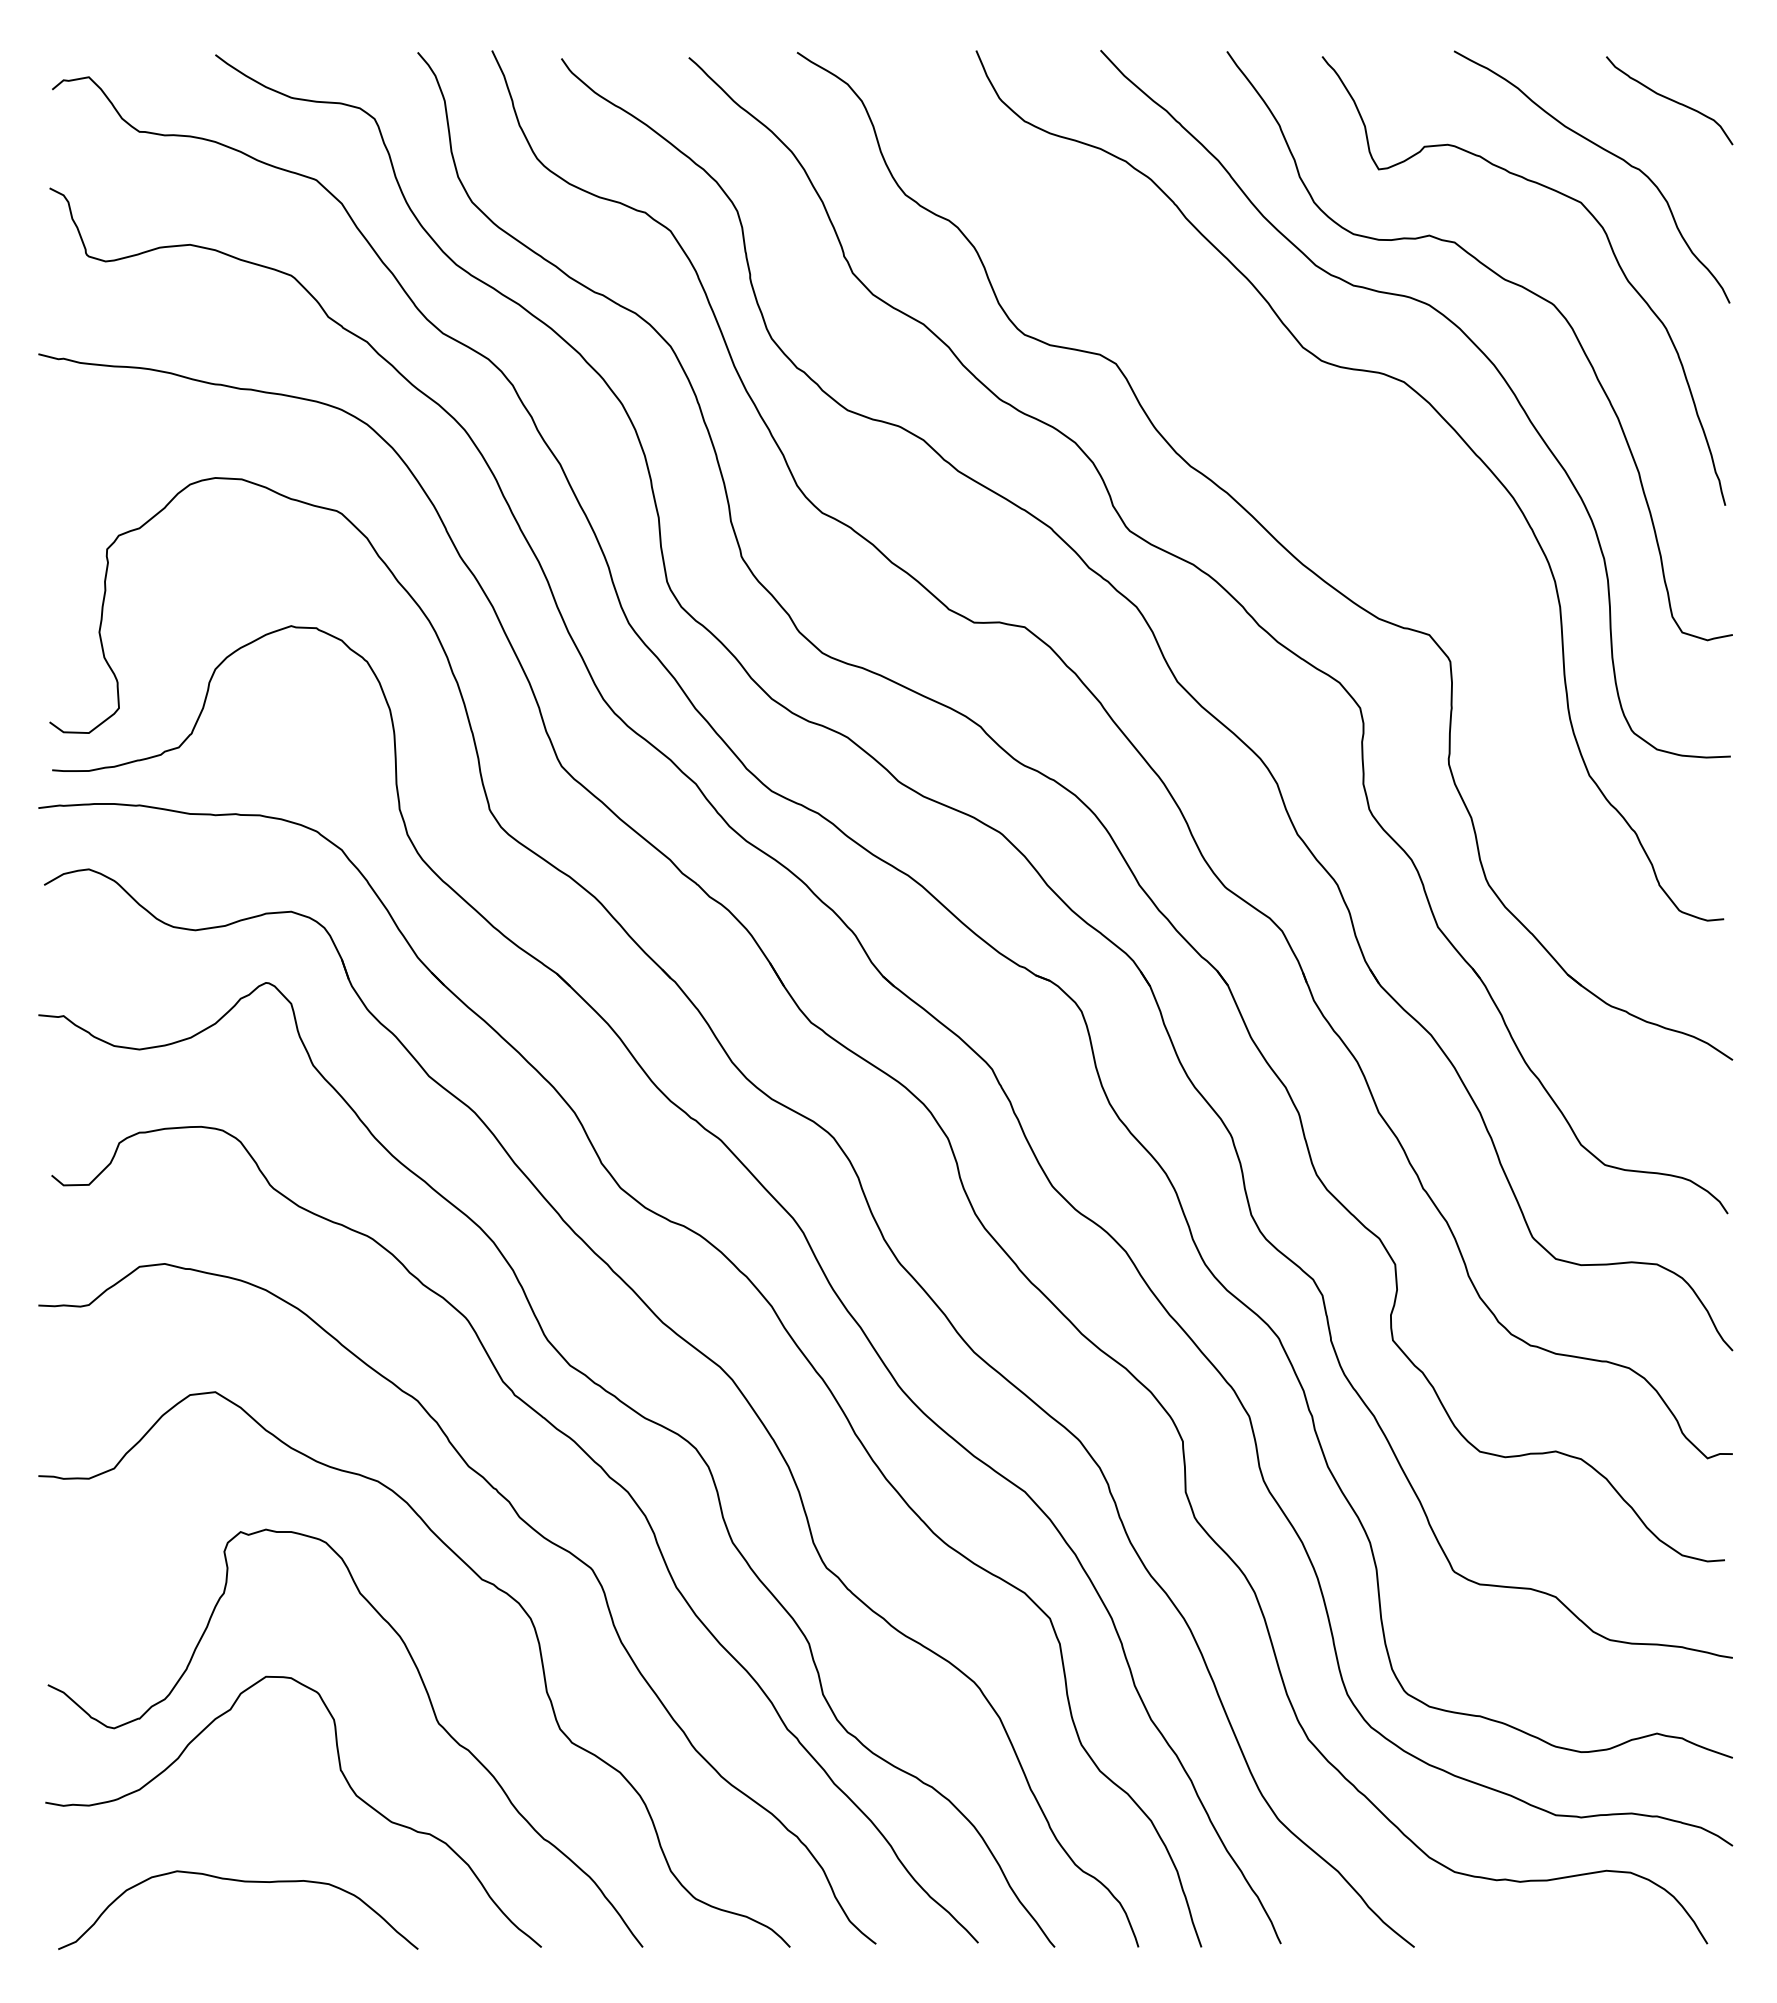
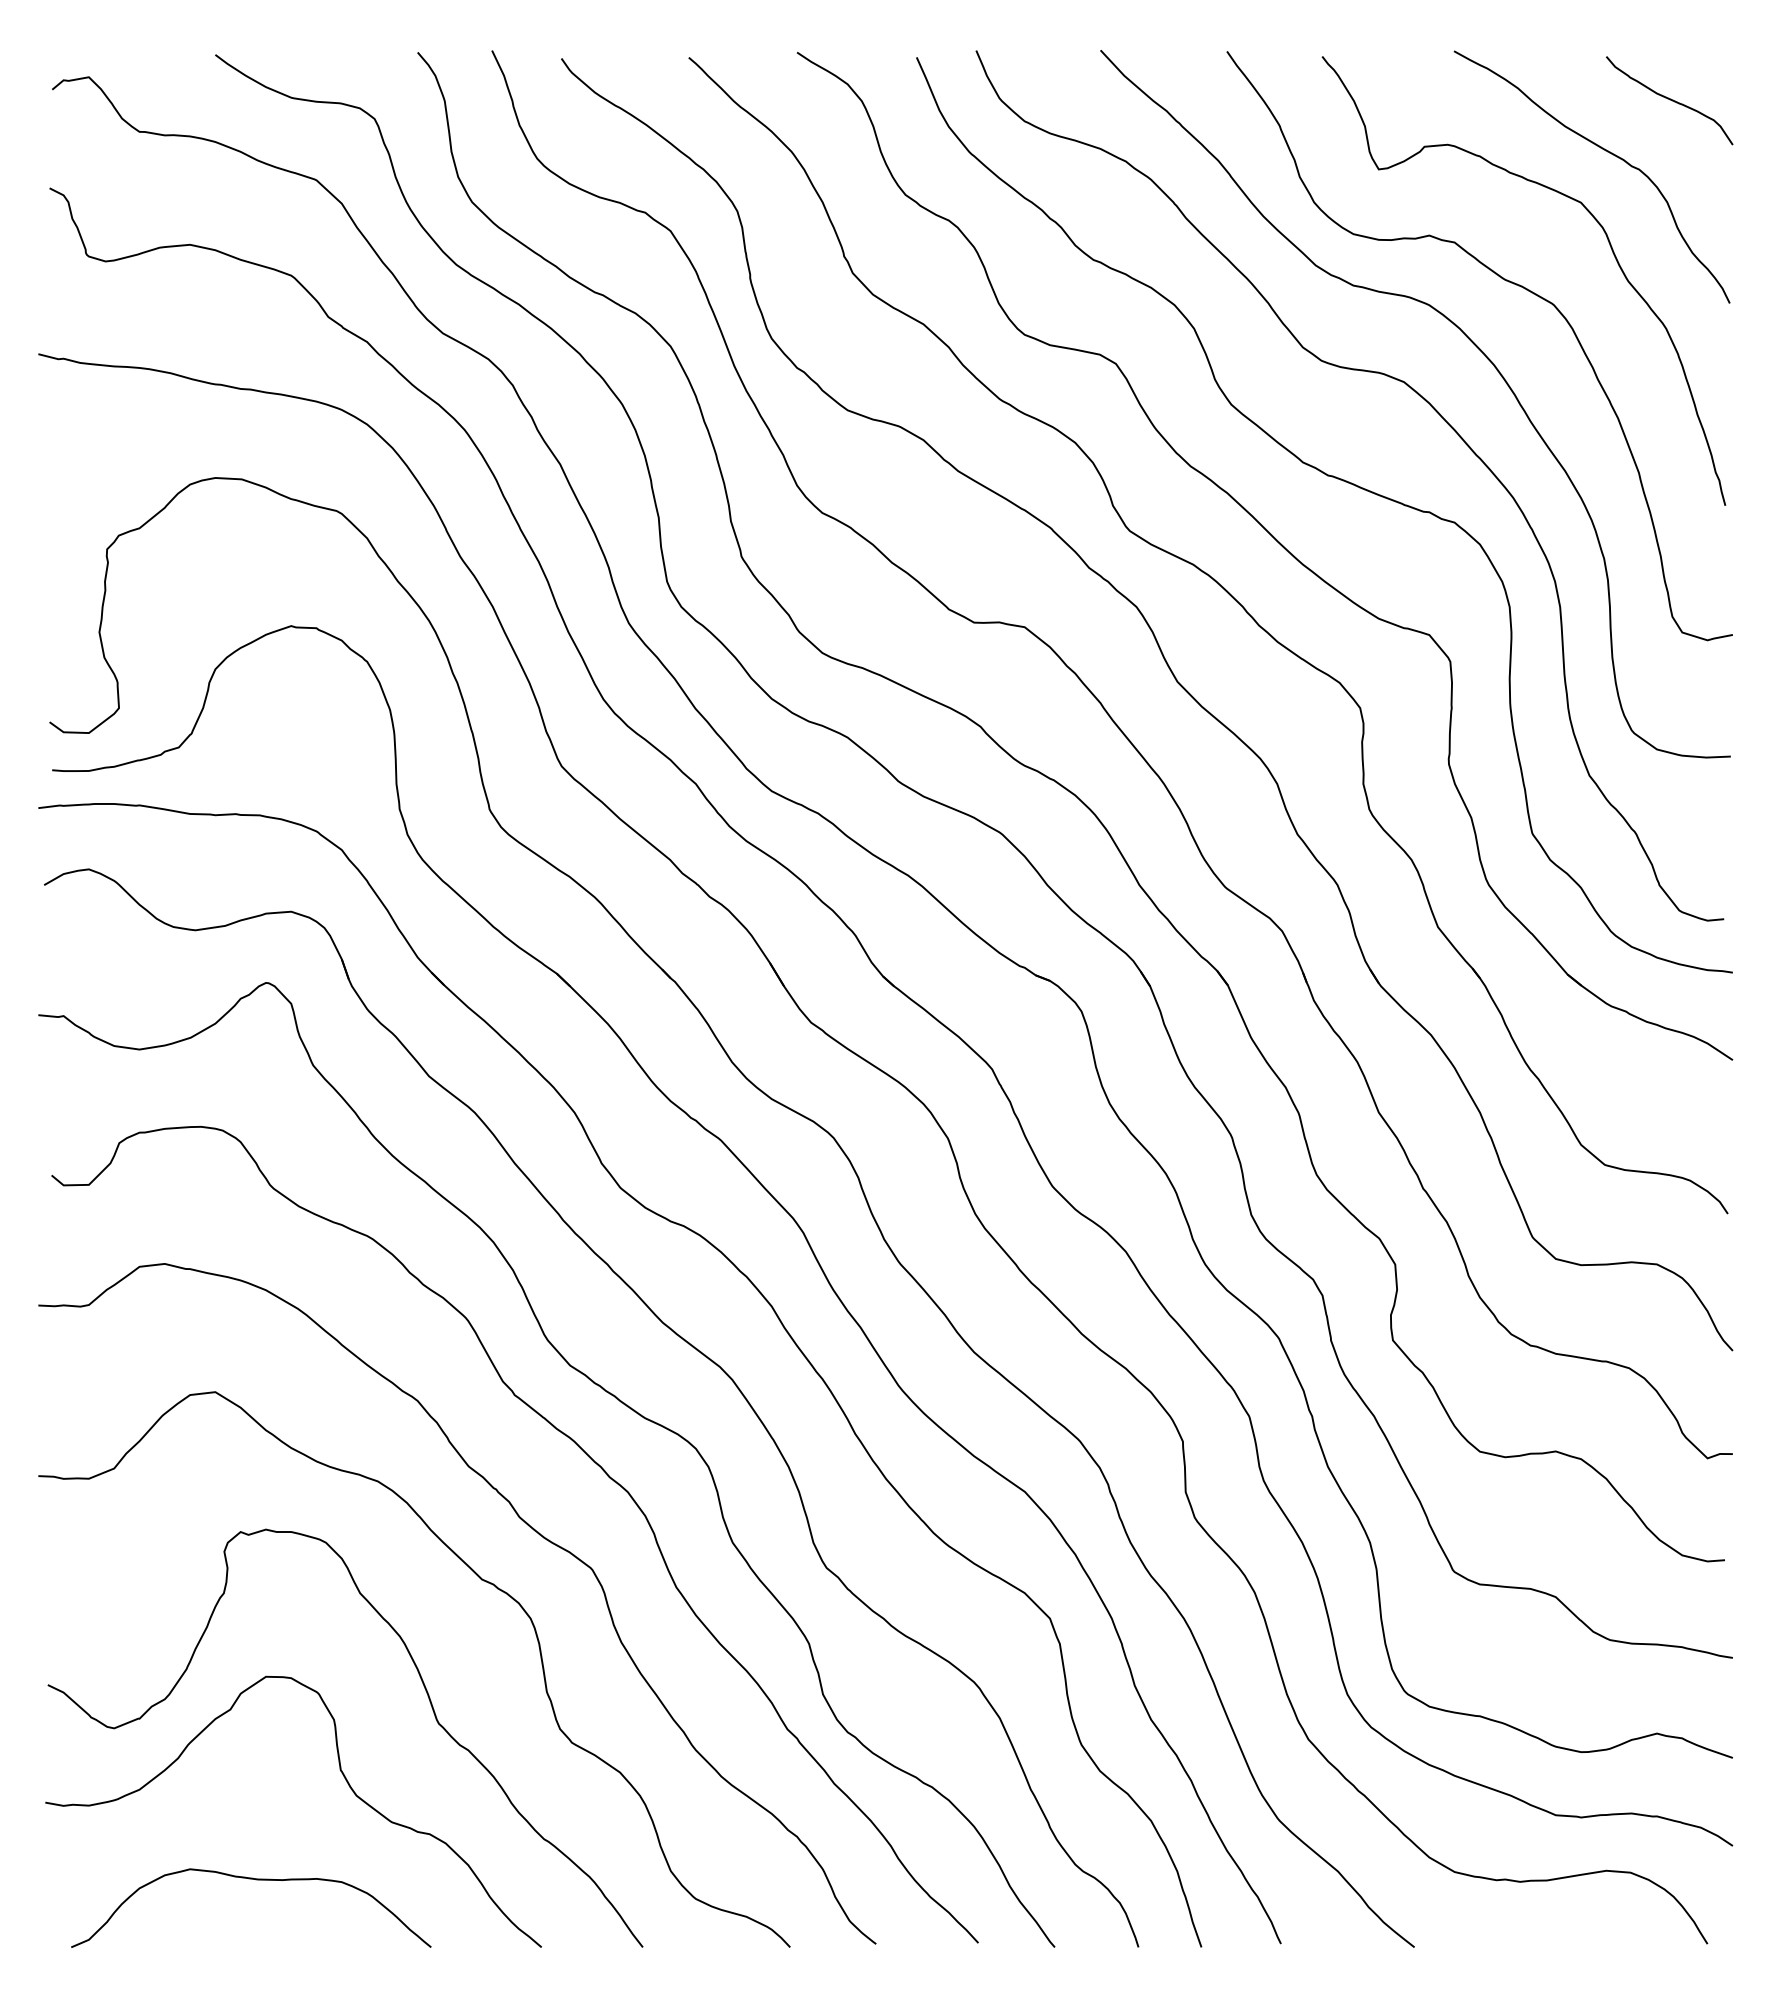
curve: none -> present (1337, 479)
curve position: (242, 1882) -> (255, 1880) (255, 1880)
